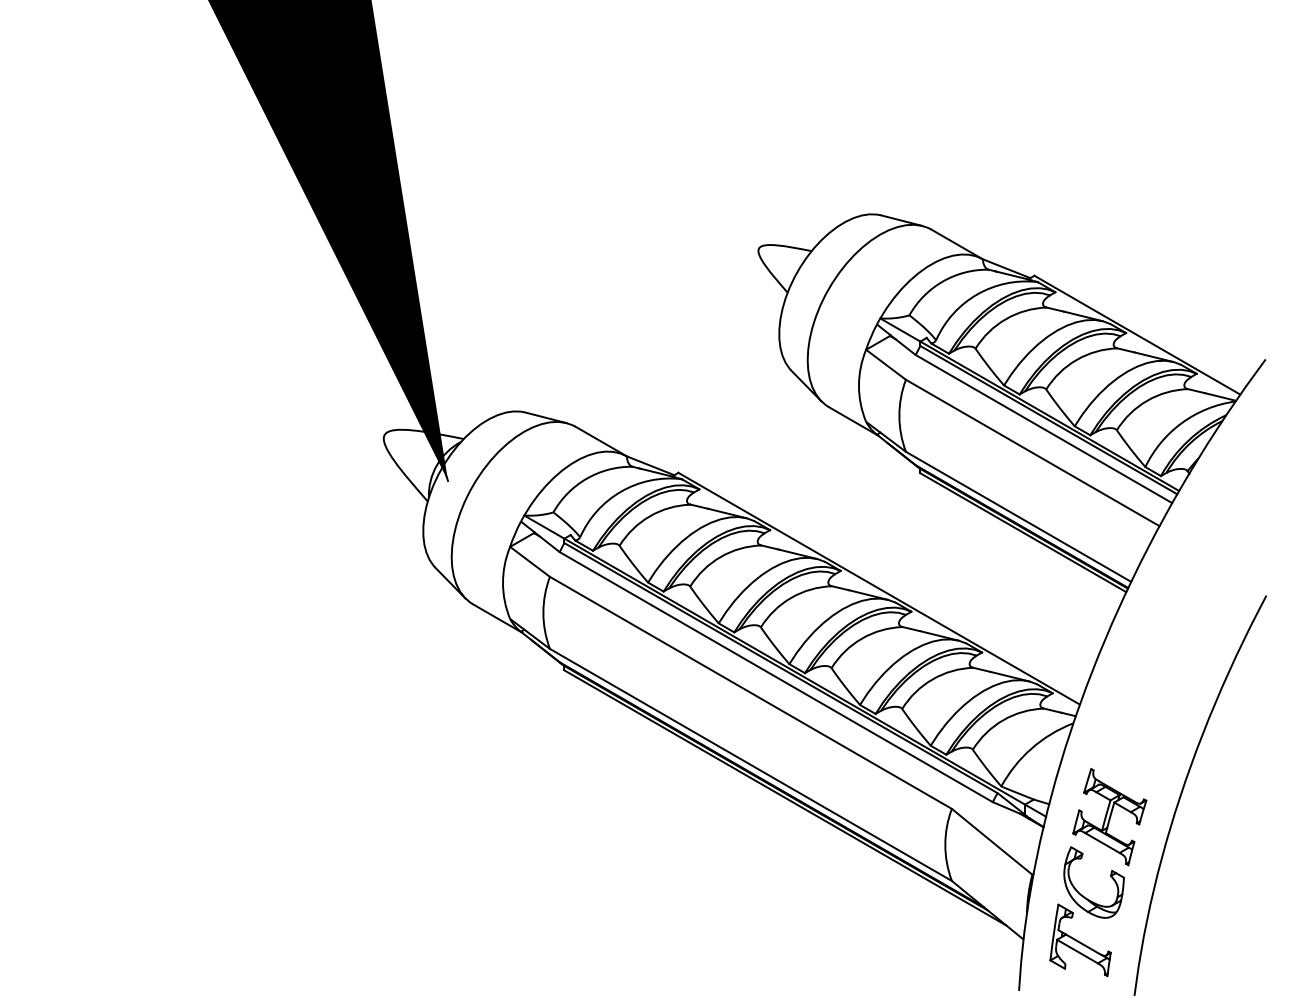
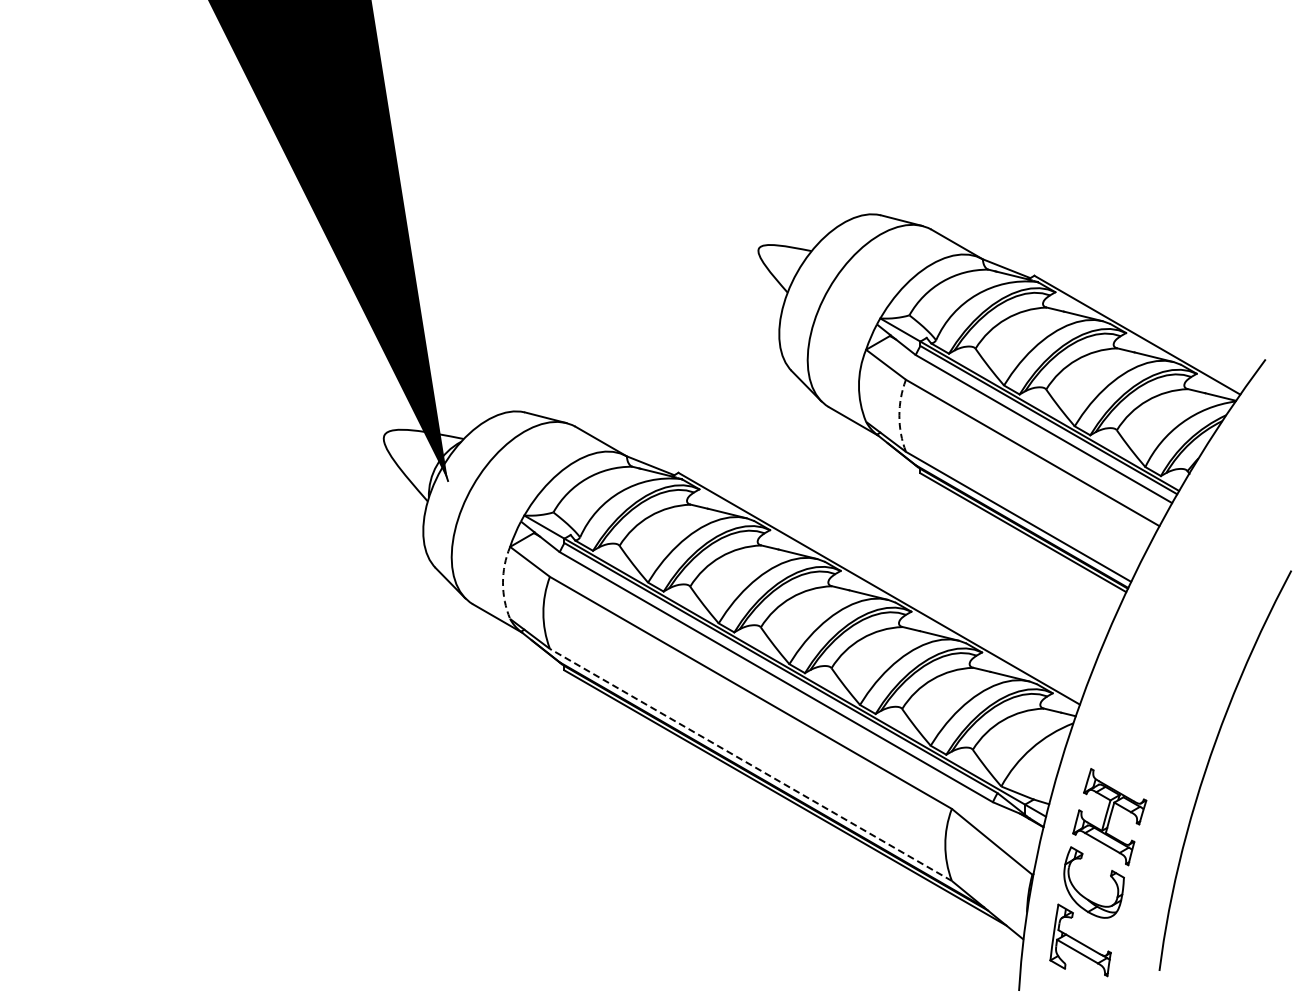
arc: solid -> dashed (899, 415)
arc: solid -> dashed (503, 582)
line: solid -> dashed (750, 764)
curve position: (1183, 790) -> (1208, 765) (1208, 765)
